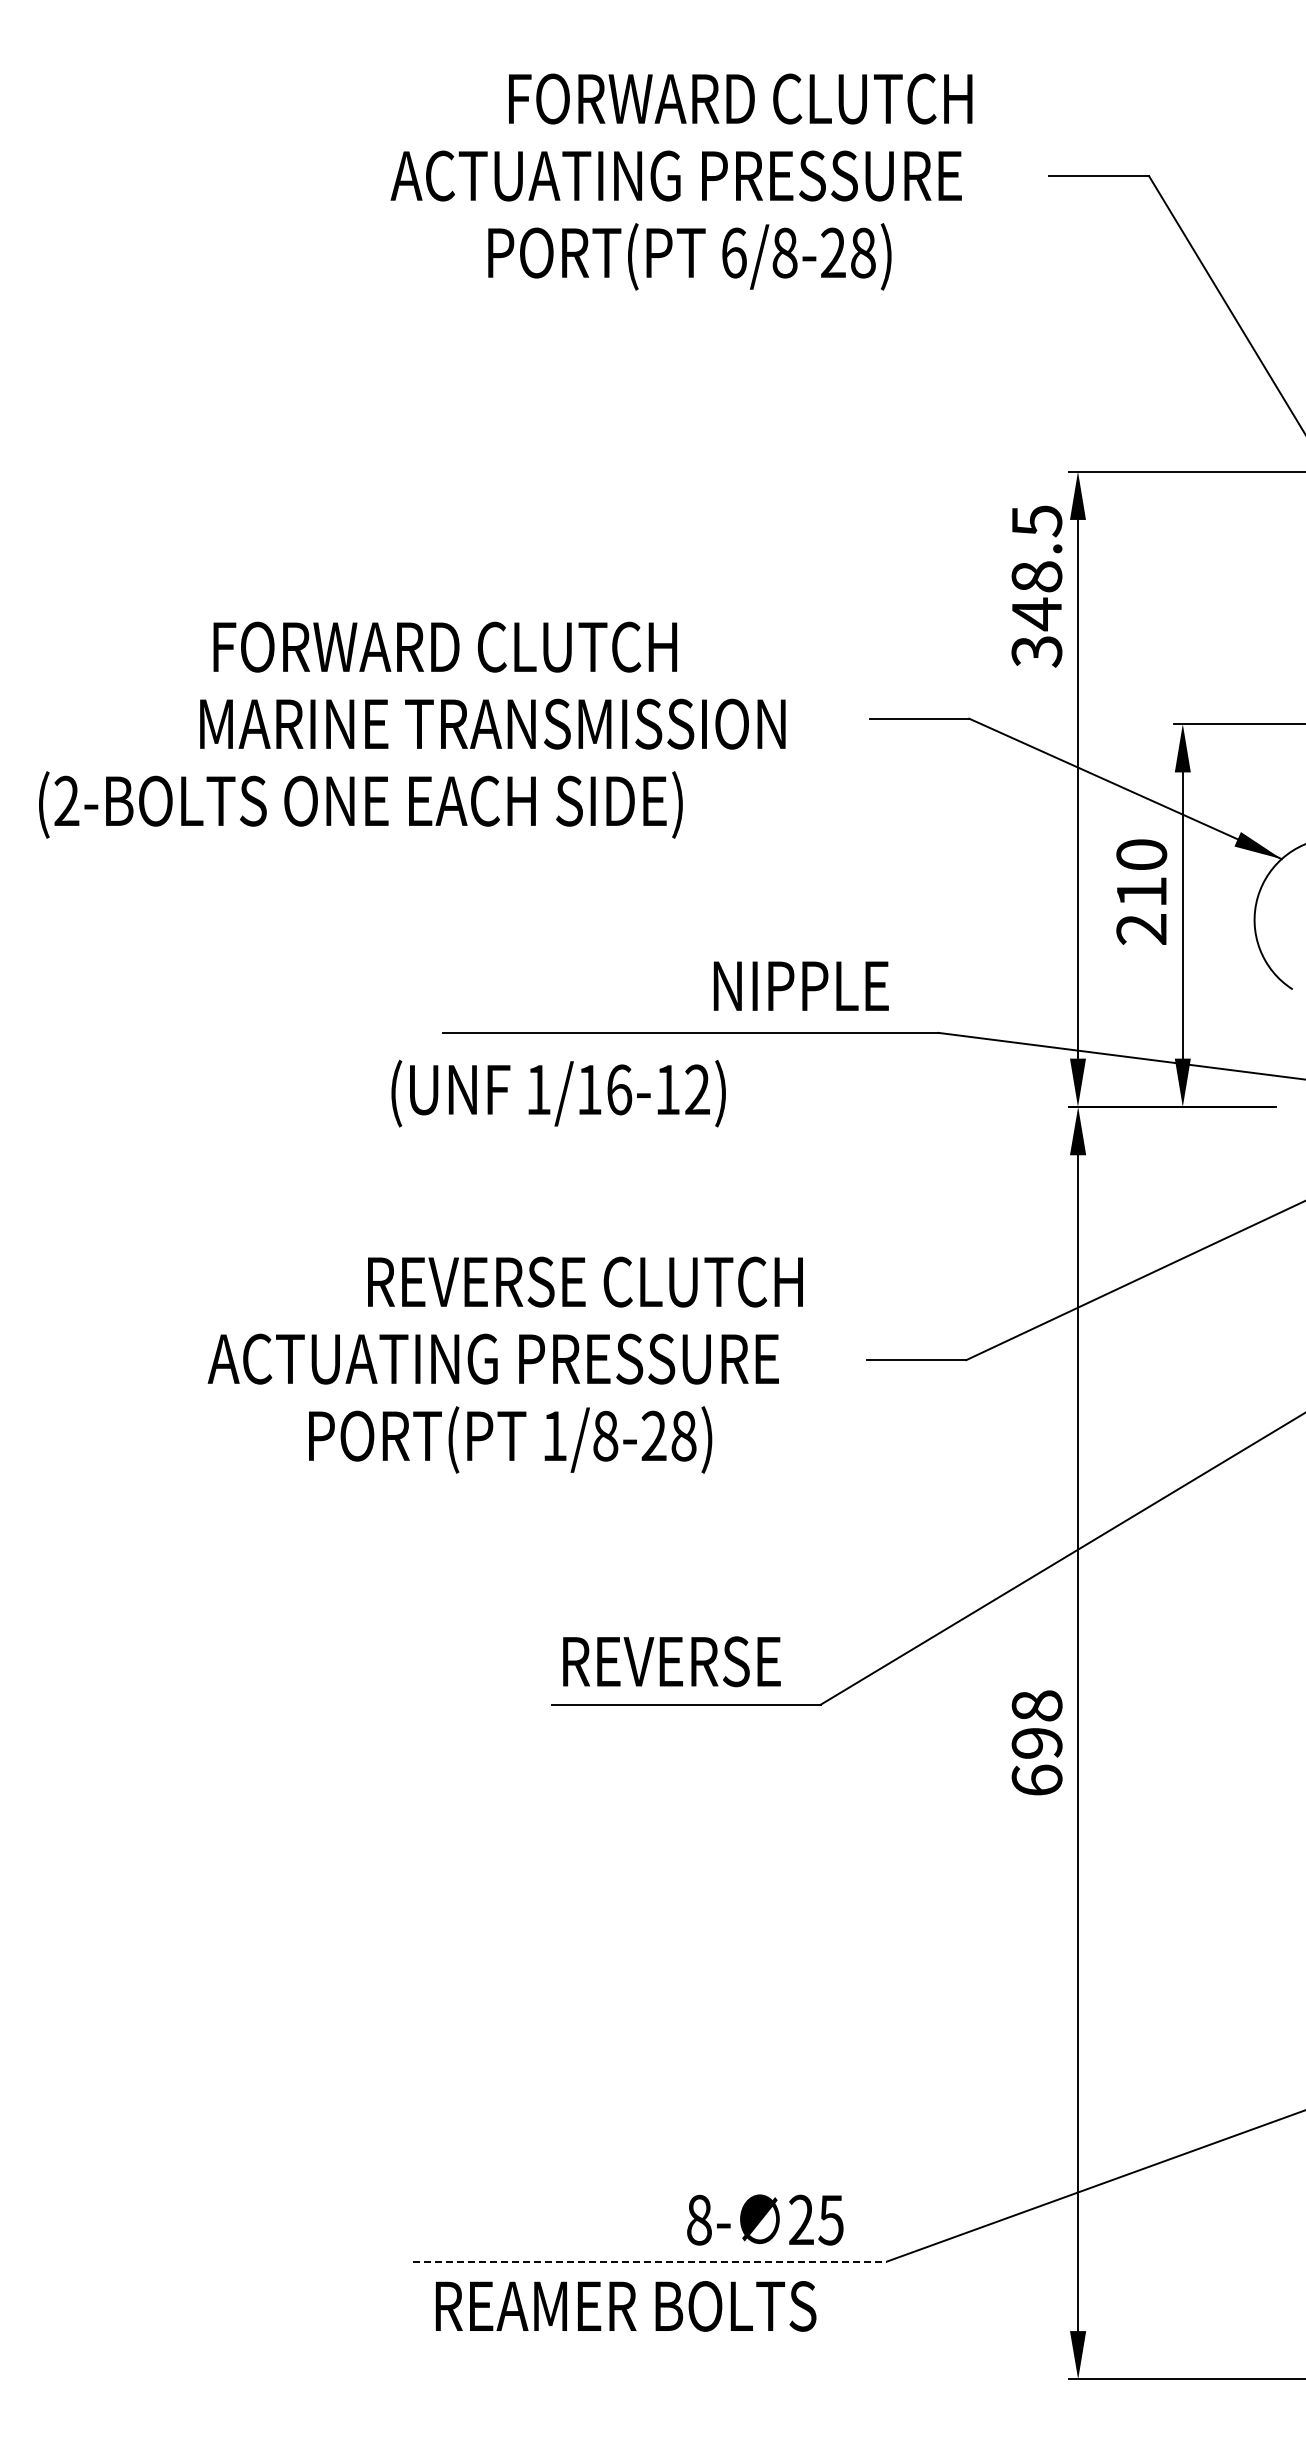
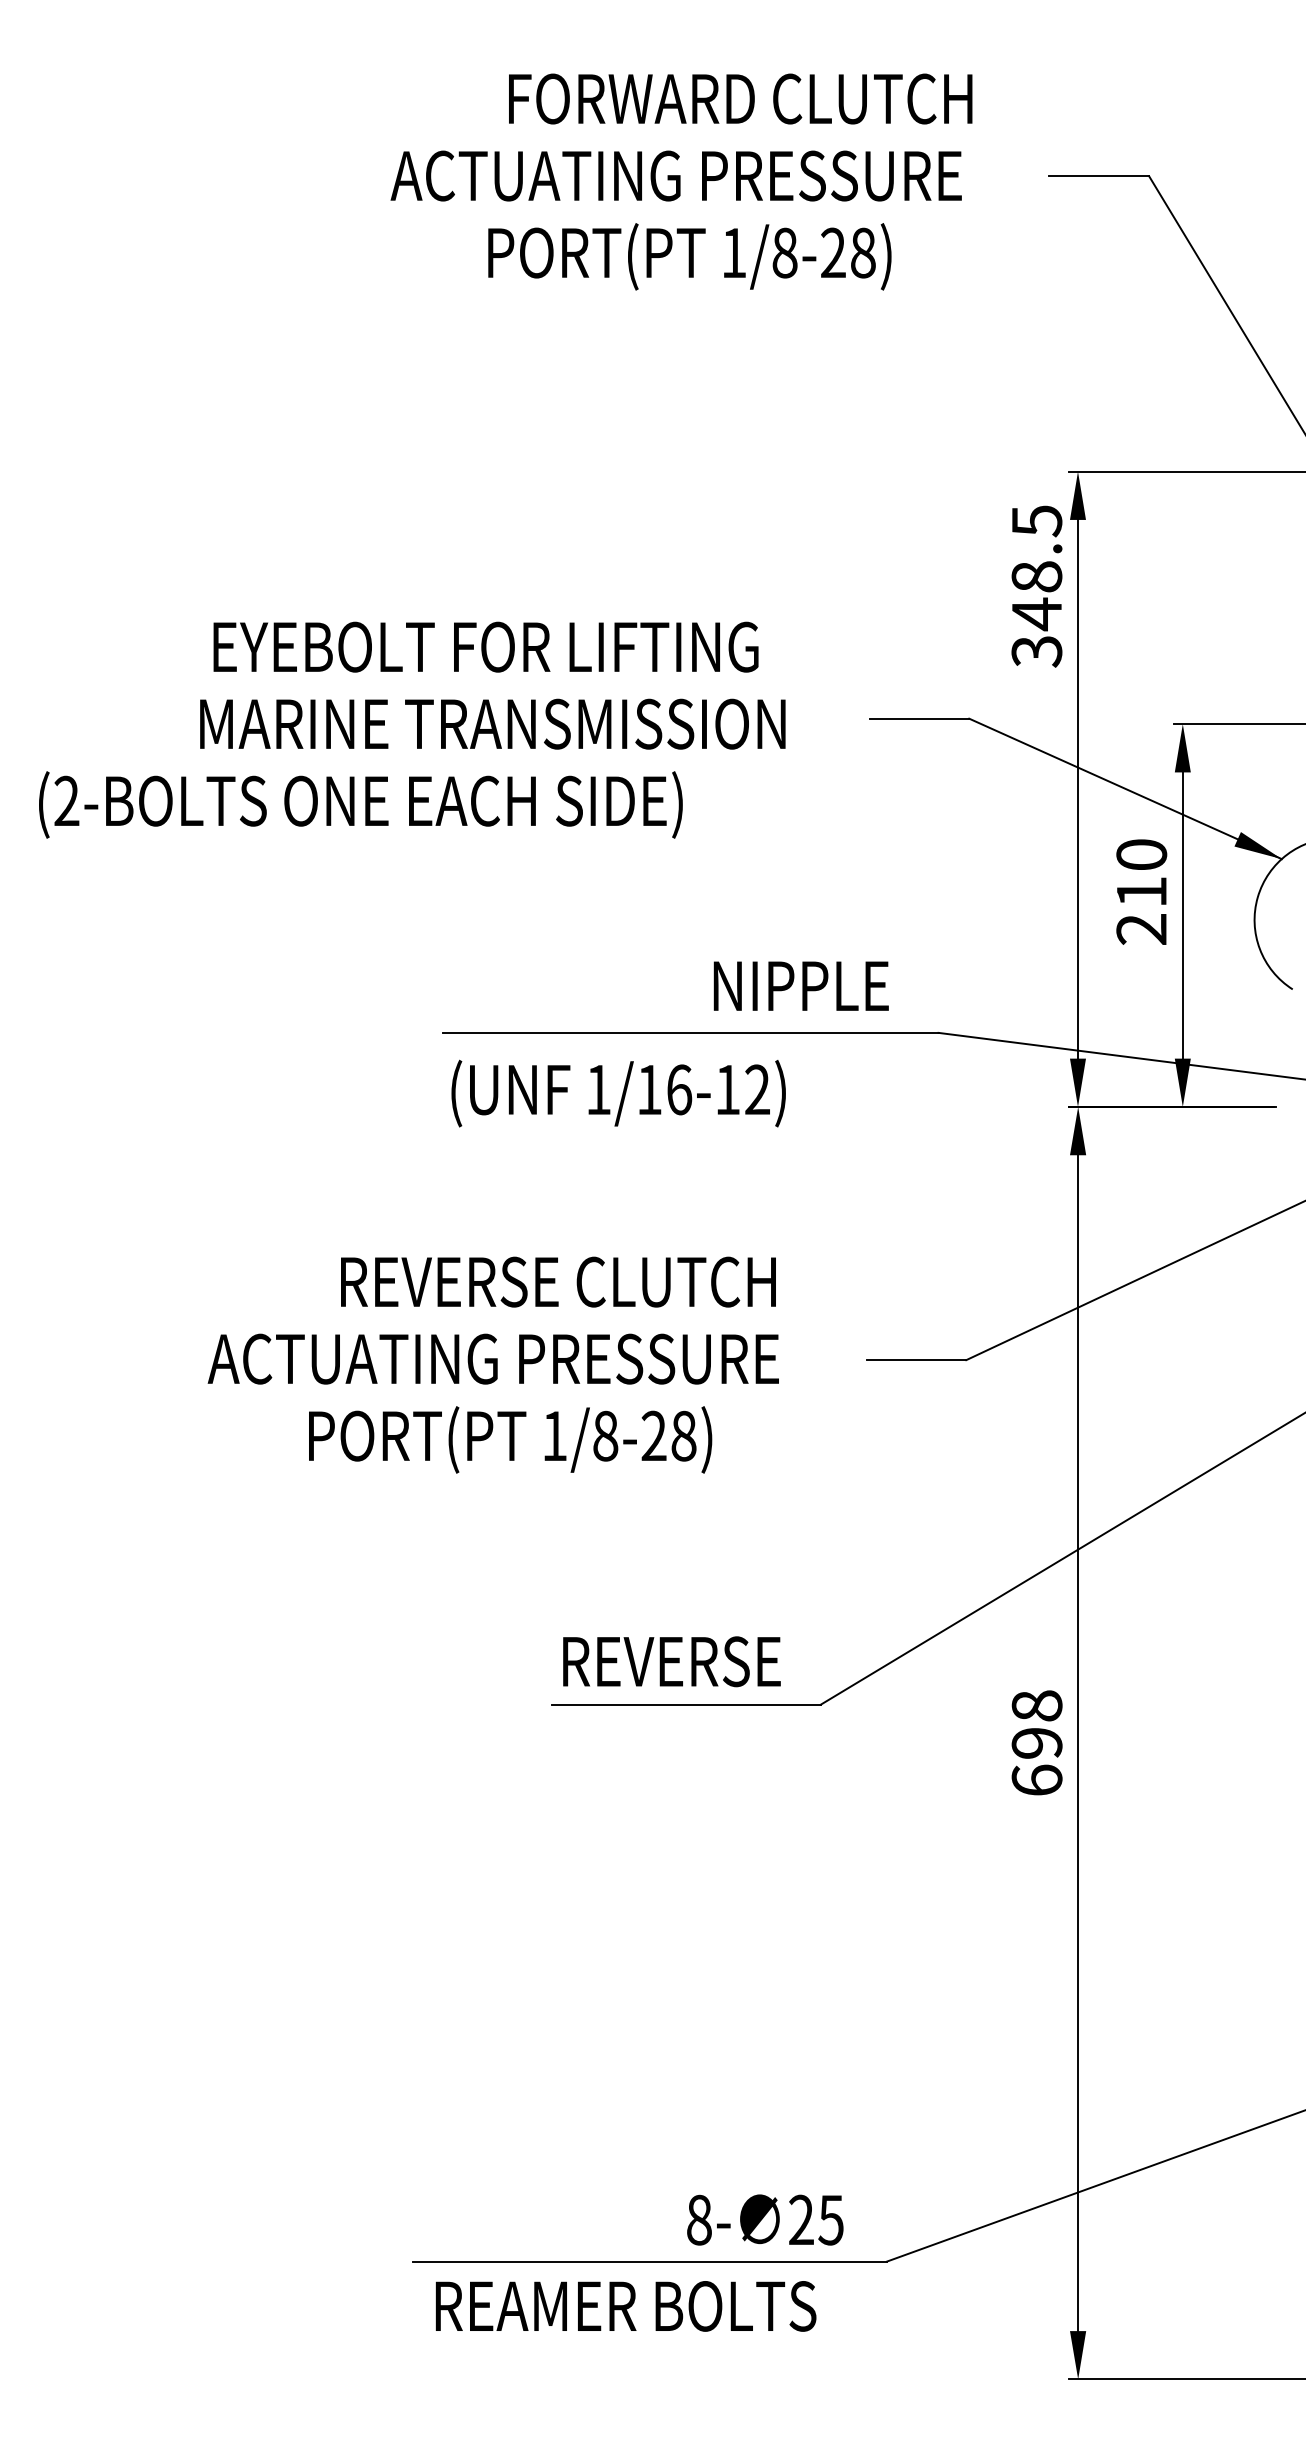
text: 6/8-28) -> 1/8-28) (734, 252)
text: FORWARD CLUTCH -> EYEBOLT FOR LIFTING (488, 646)
text position: (558, 1093) -> (618, 1093) (618, 1093)
text position: (585, 1281) -> (558, 1281) (558, 1281)
line: dashed -> solid (650, 2261)
